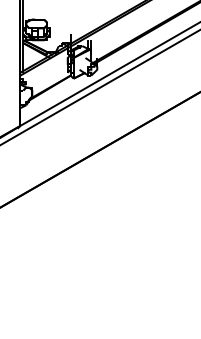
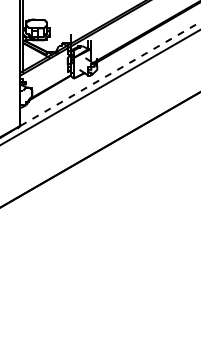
line: solid -> dashed (110, 73)
